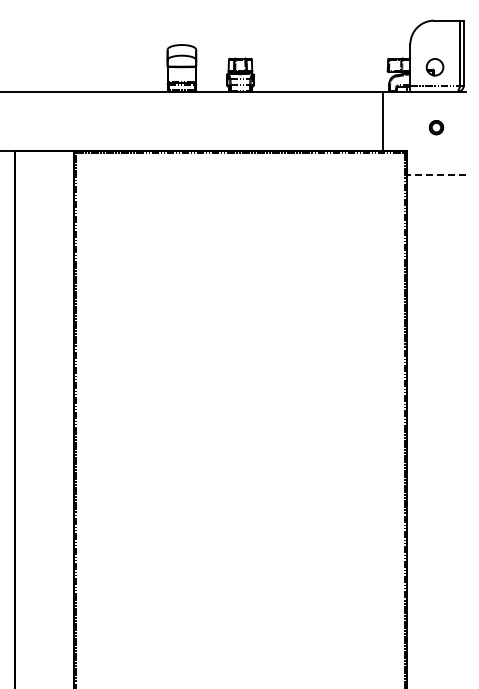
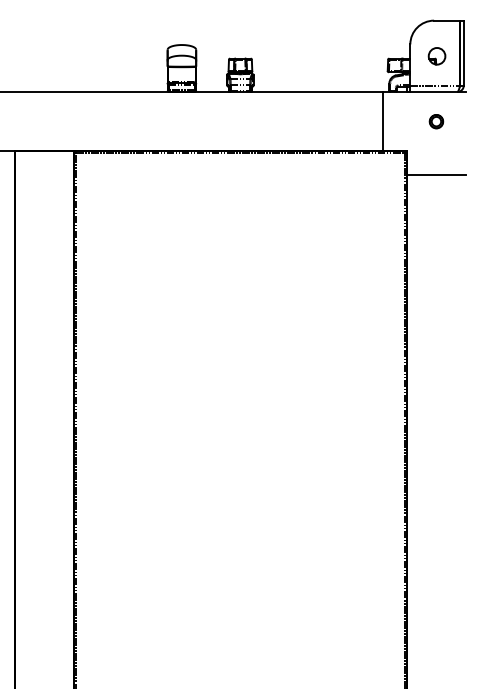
part position: (434, 67) -> (436, 56) (436, 56)
part position: (436, 127) -> (436, 121) (436, 121)
line: dashed -> solid (436, 175)
